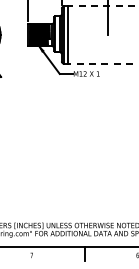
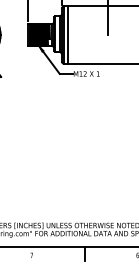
line: dashed -> solid (103, 6)
line: dashed -> solid (103, 63)
